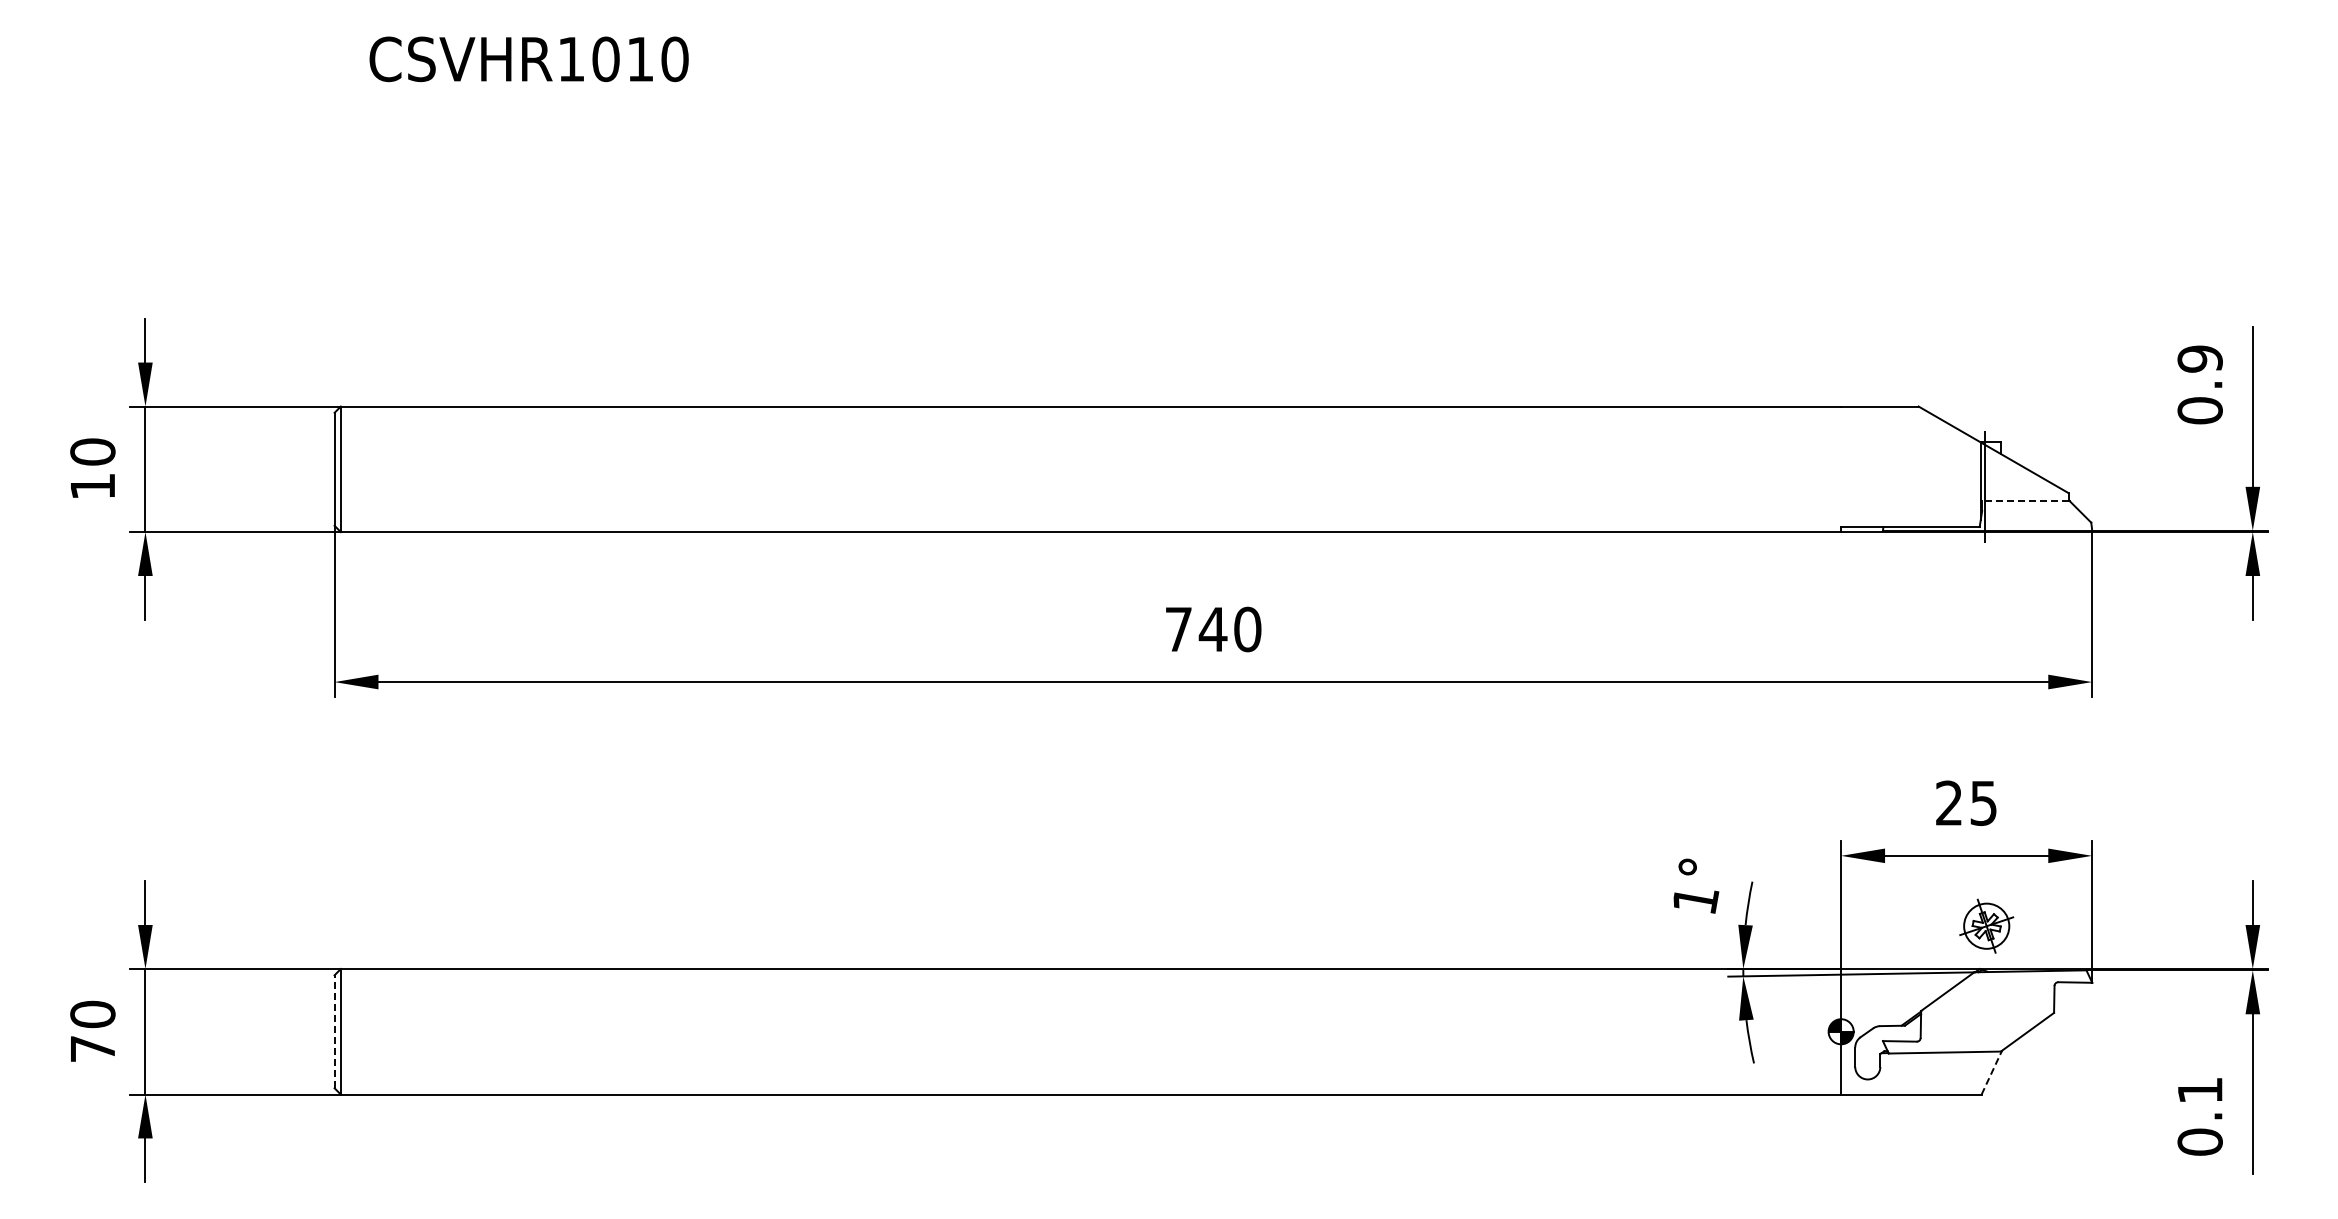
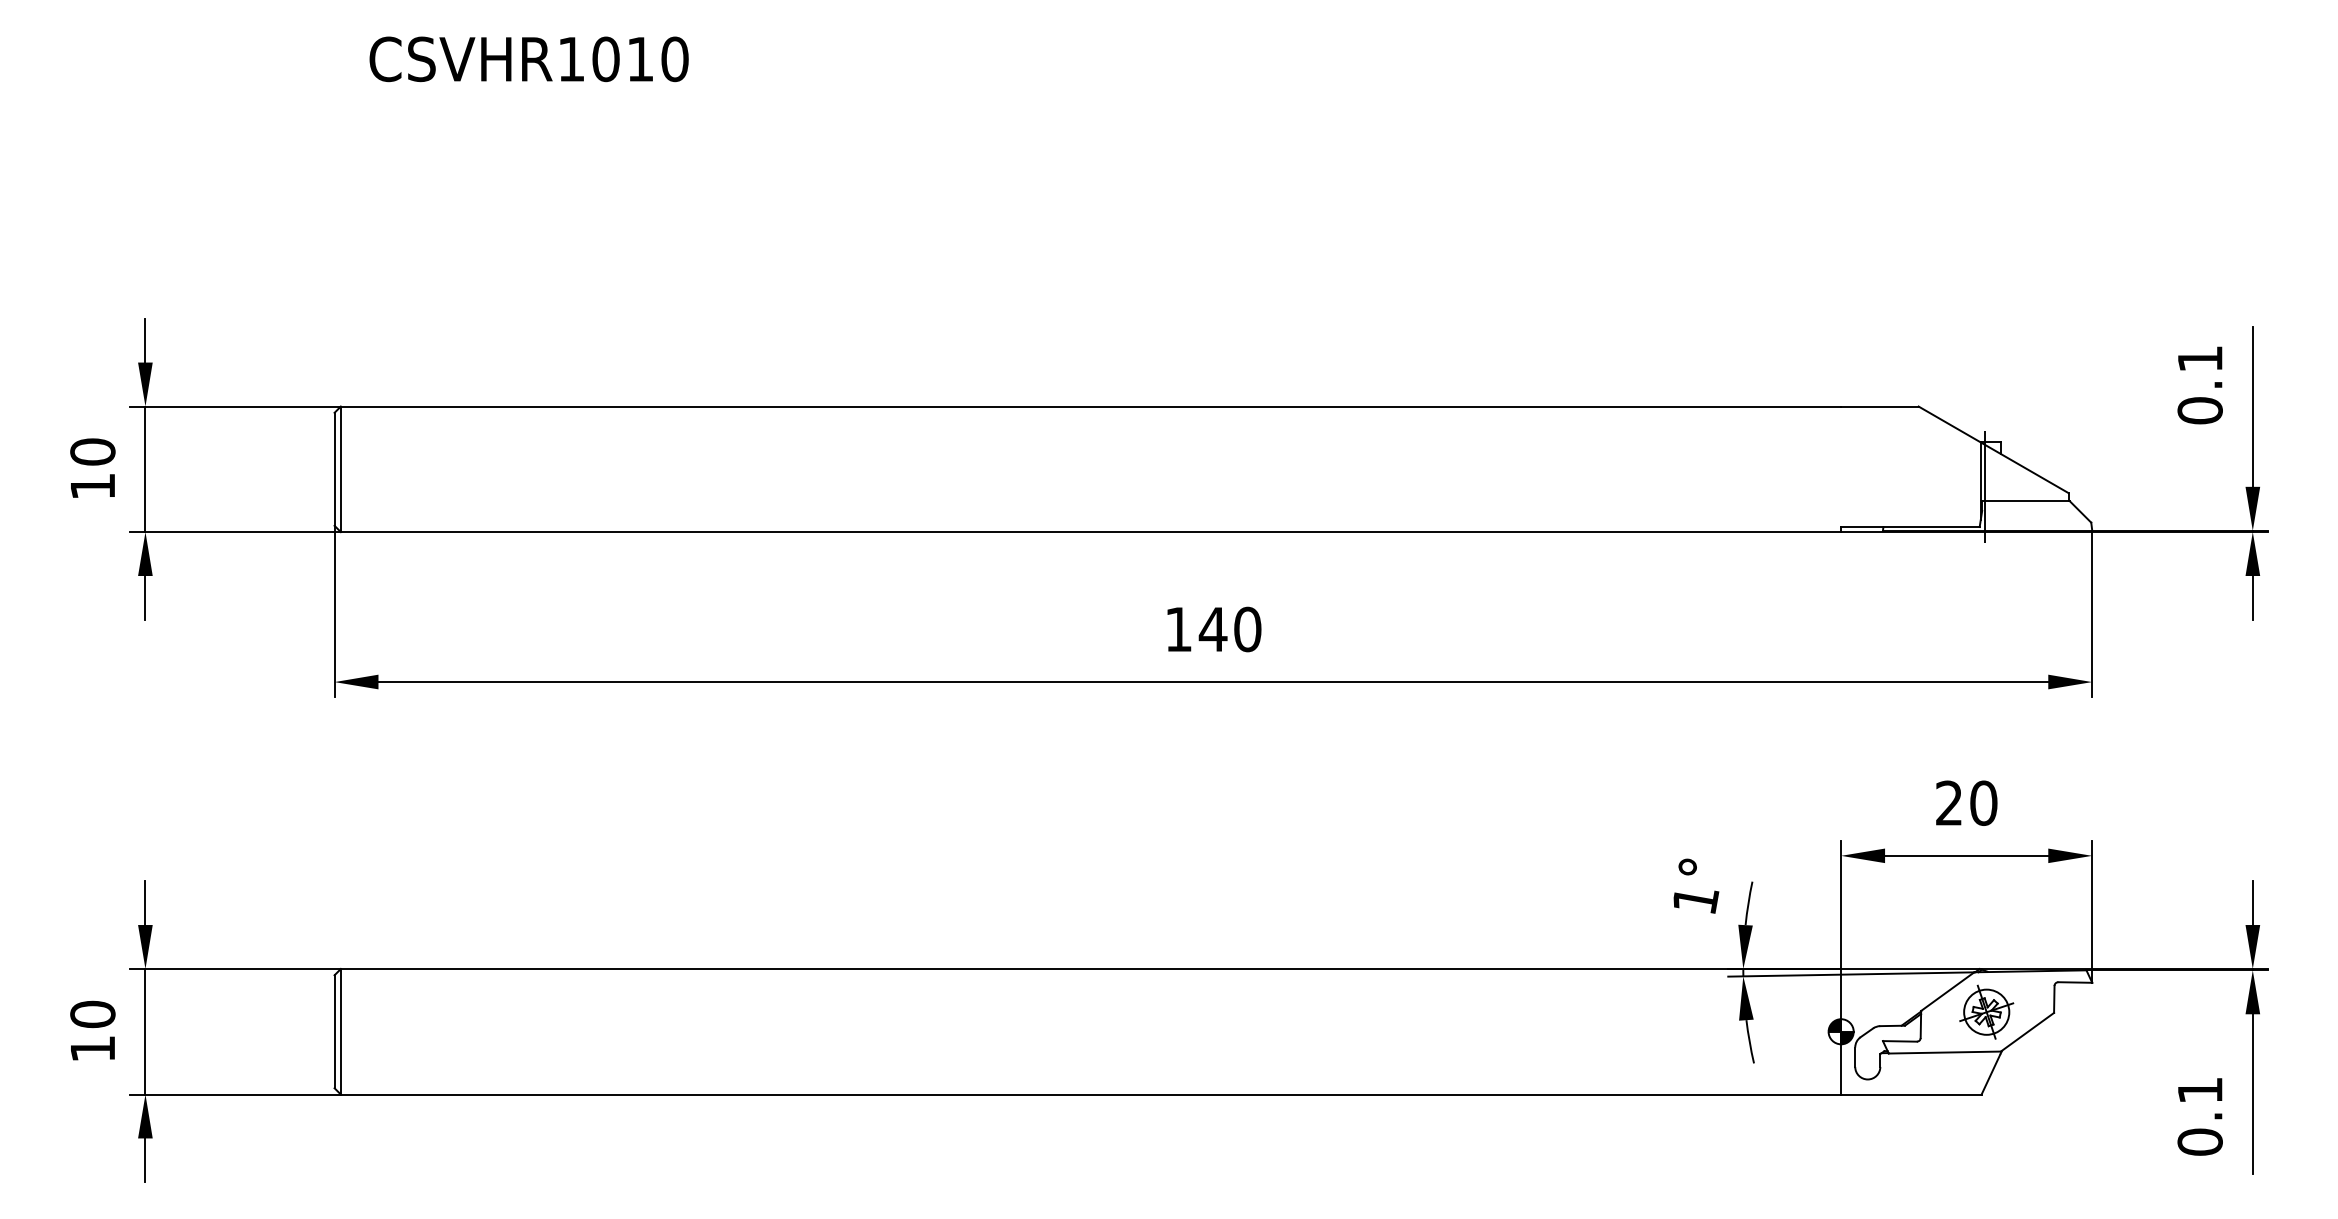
text: 0.9 -> 0.1 (2199, 358)
line: dashed -> solid (2024, 500)
text: 740 -> 140 (1178, 629)
text: 25 -> 20 (1983, 802)
part position: (1986, 925) -> (1986, 1011) (1986, 1011)
line: dashed -> solid (334, 1031)
text: 70 -> 10 (92, 1048)
line: dashed -> solid (1990, 1074)
